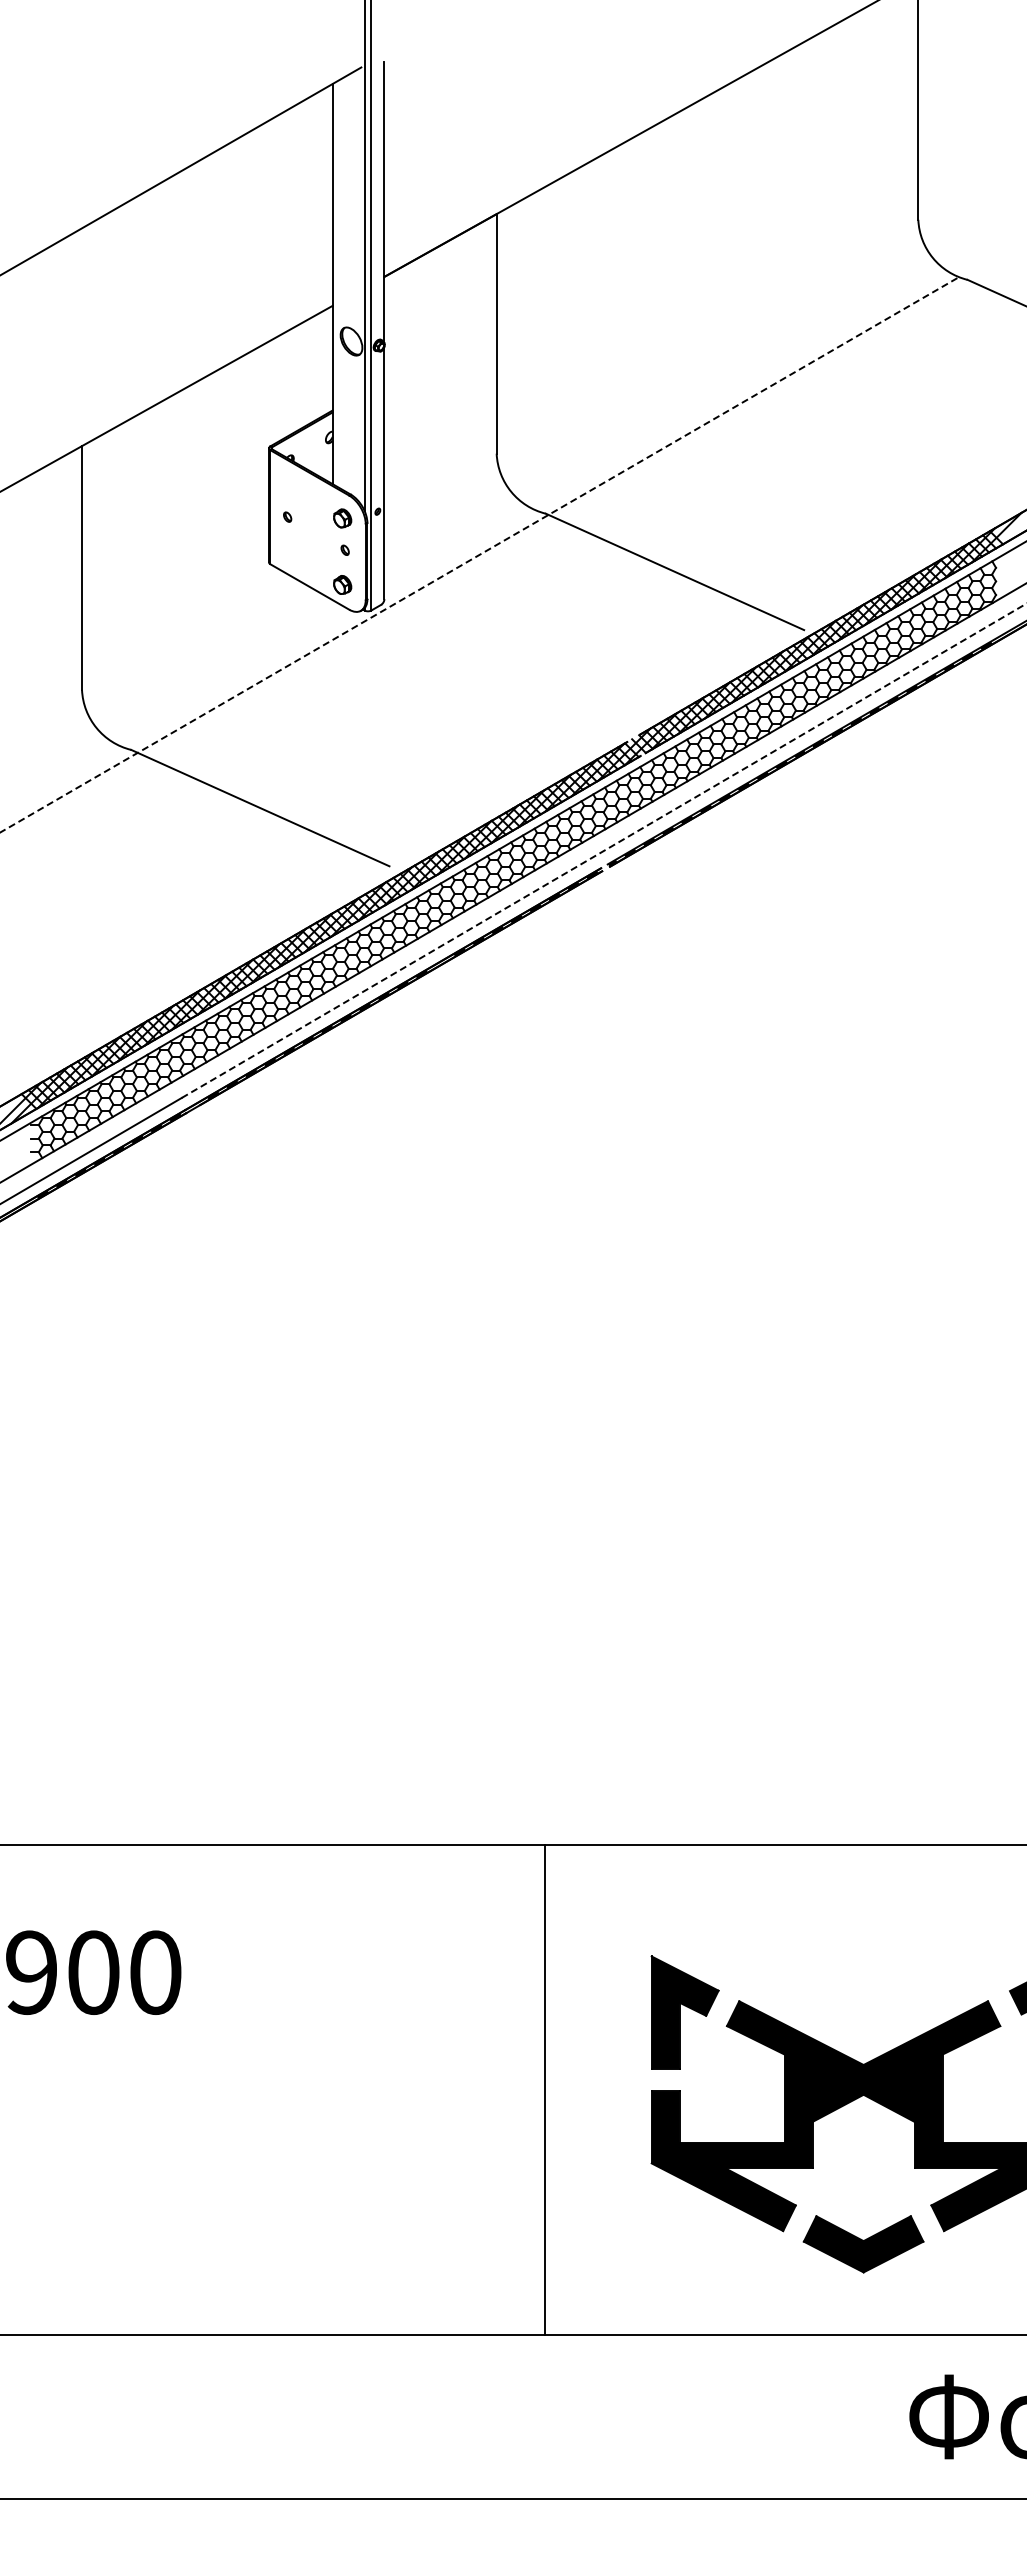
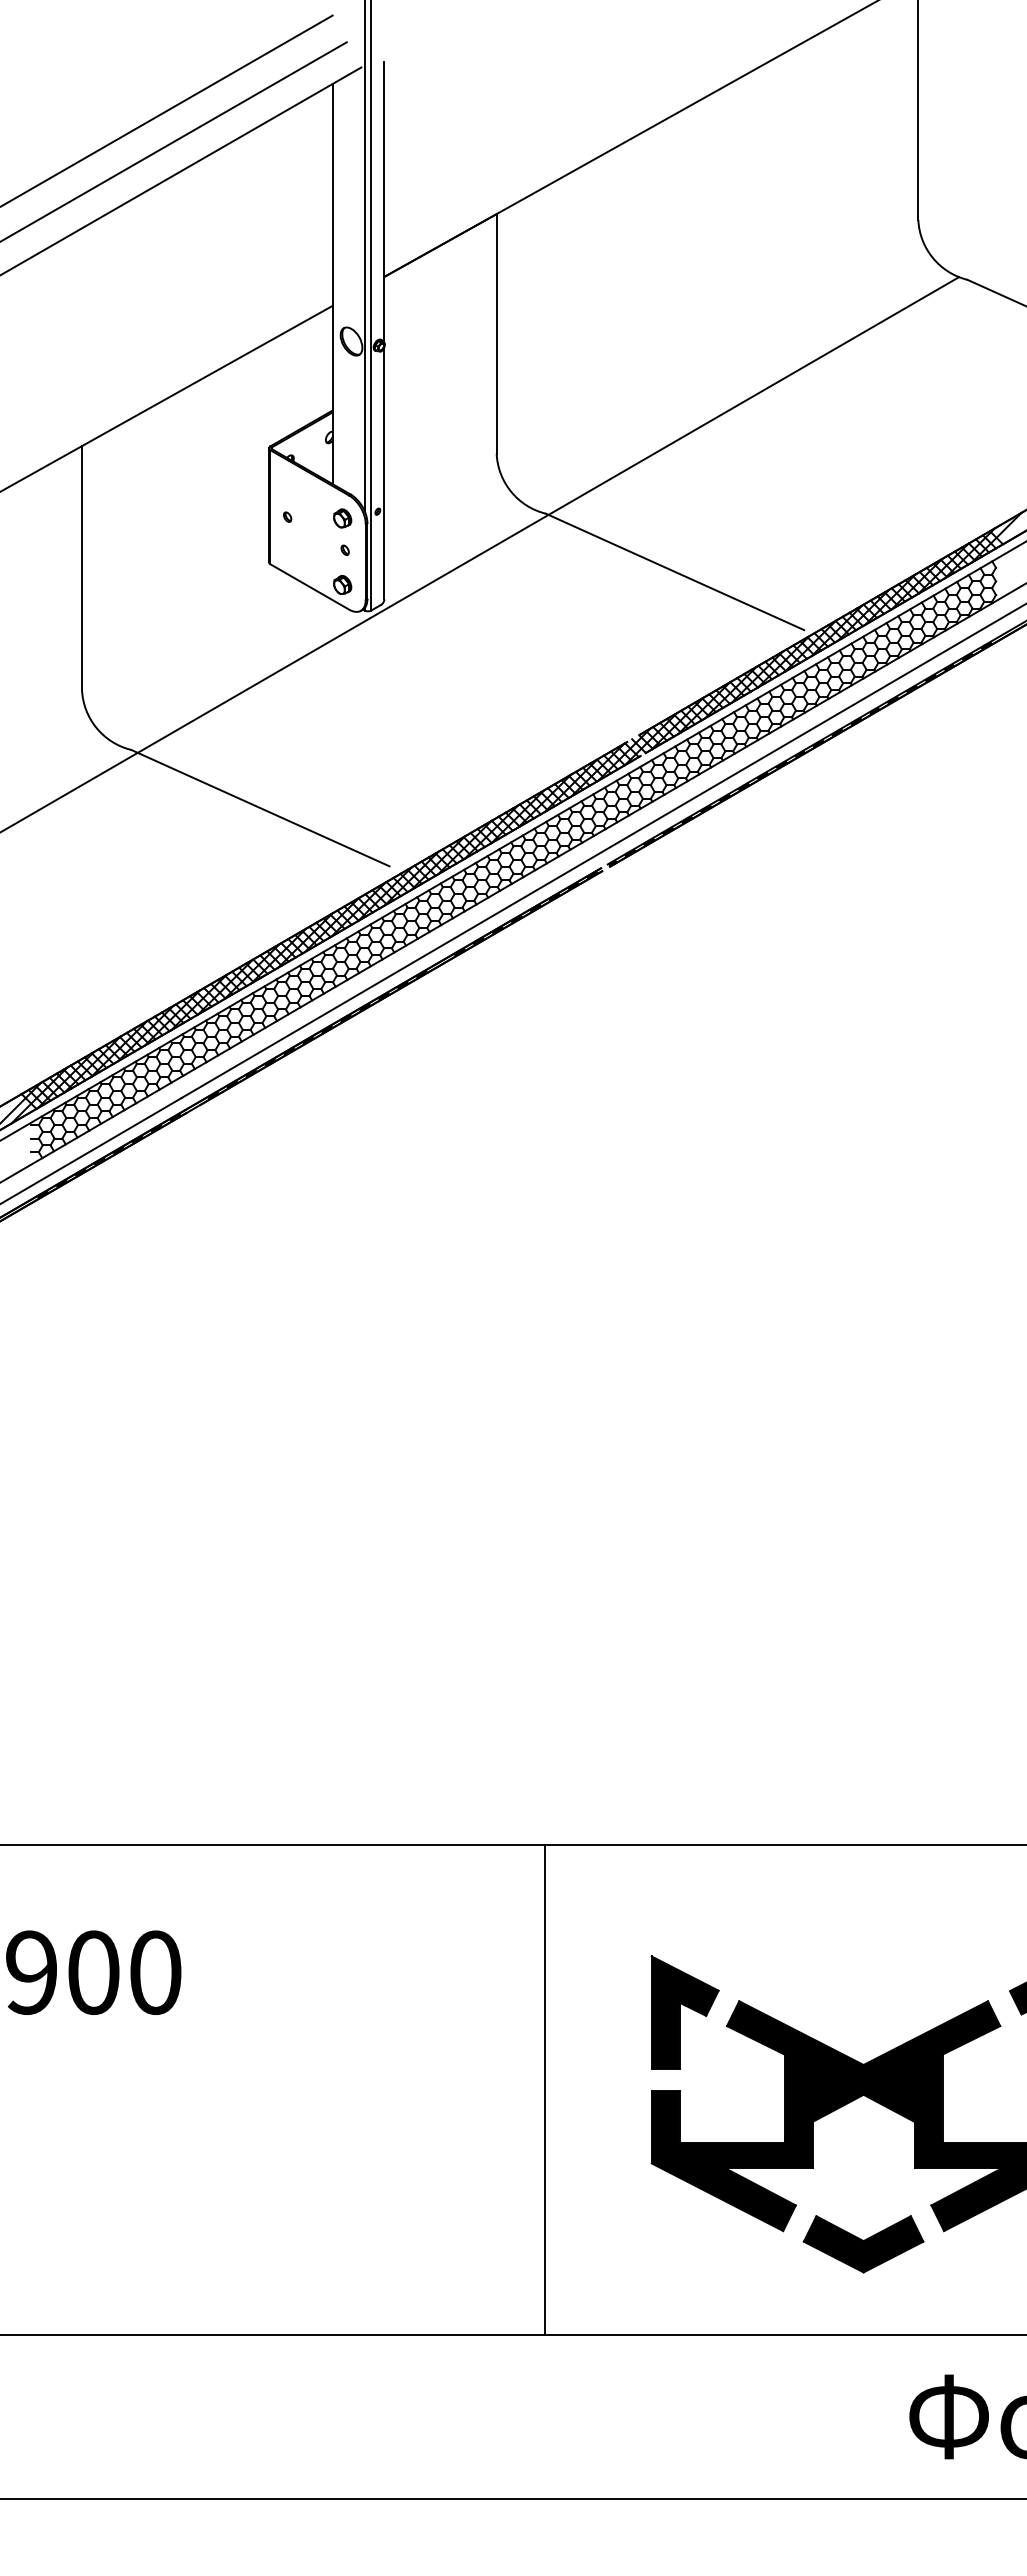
line: none -> present (167, 110)
line: none -> present (174, 141)
line: dashed -> solid (479, 554)
line: dashed -> solid (604, 850)
